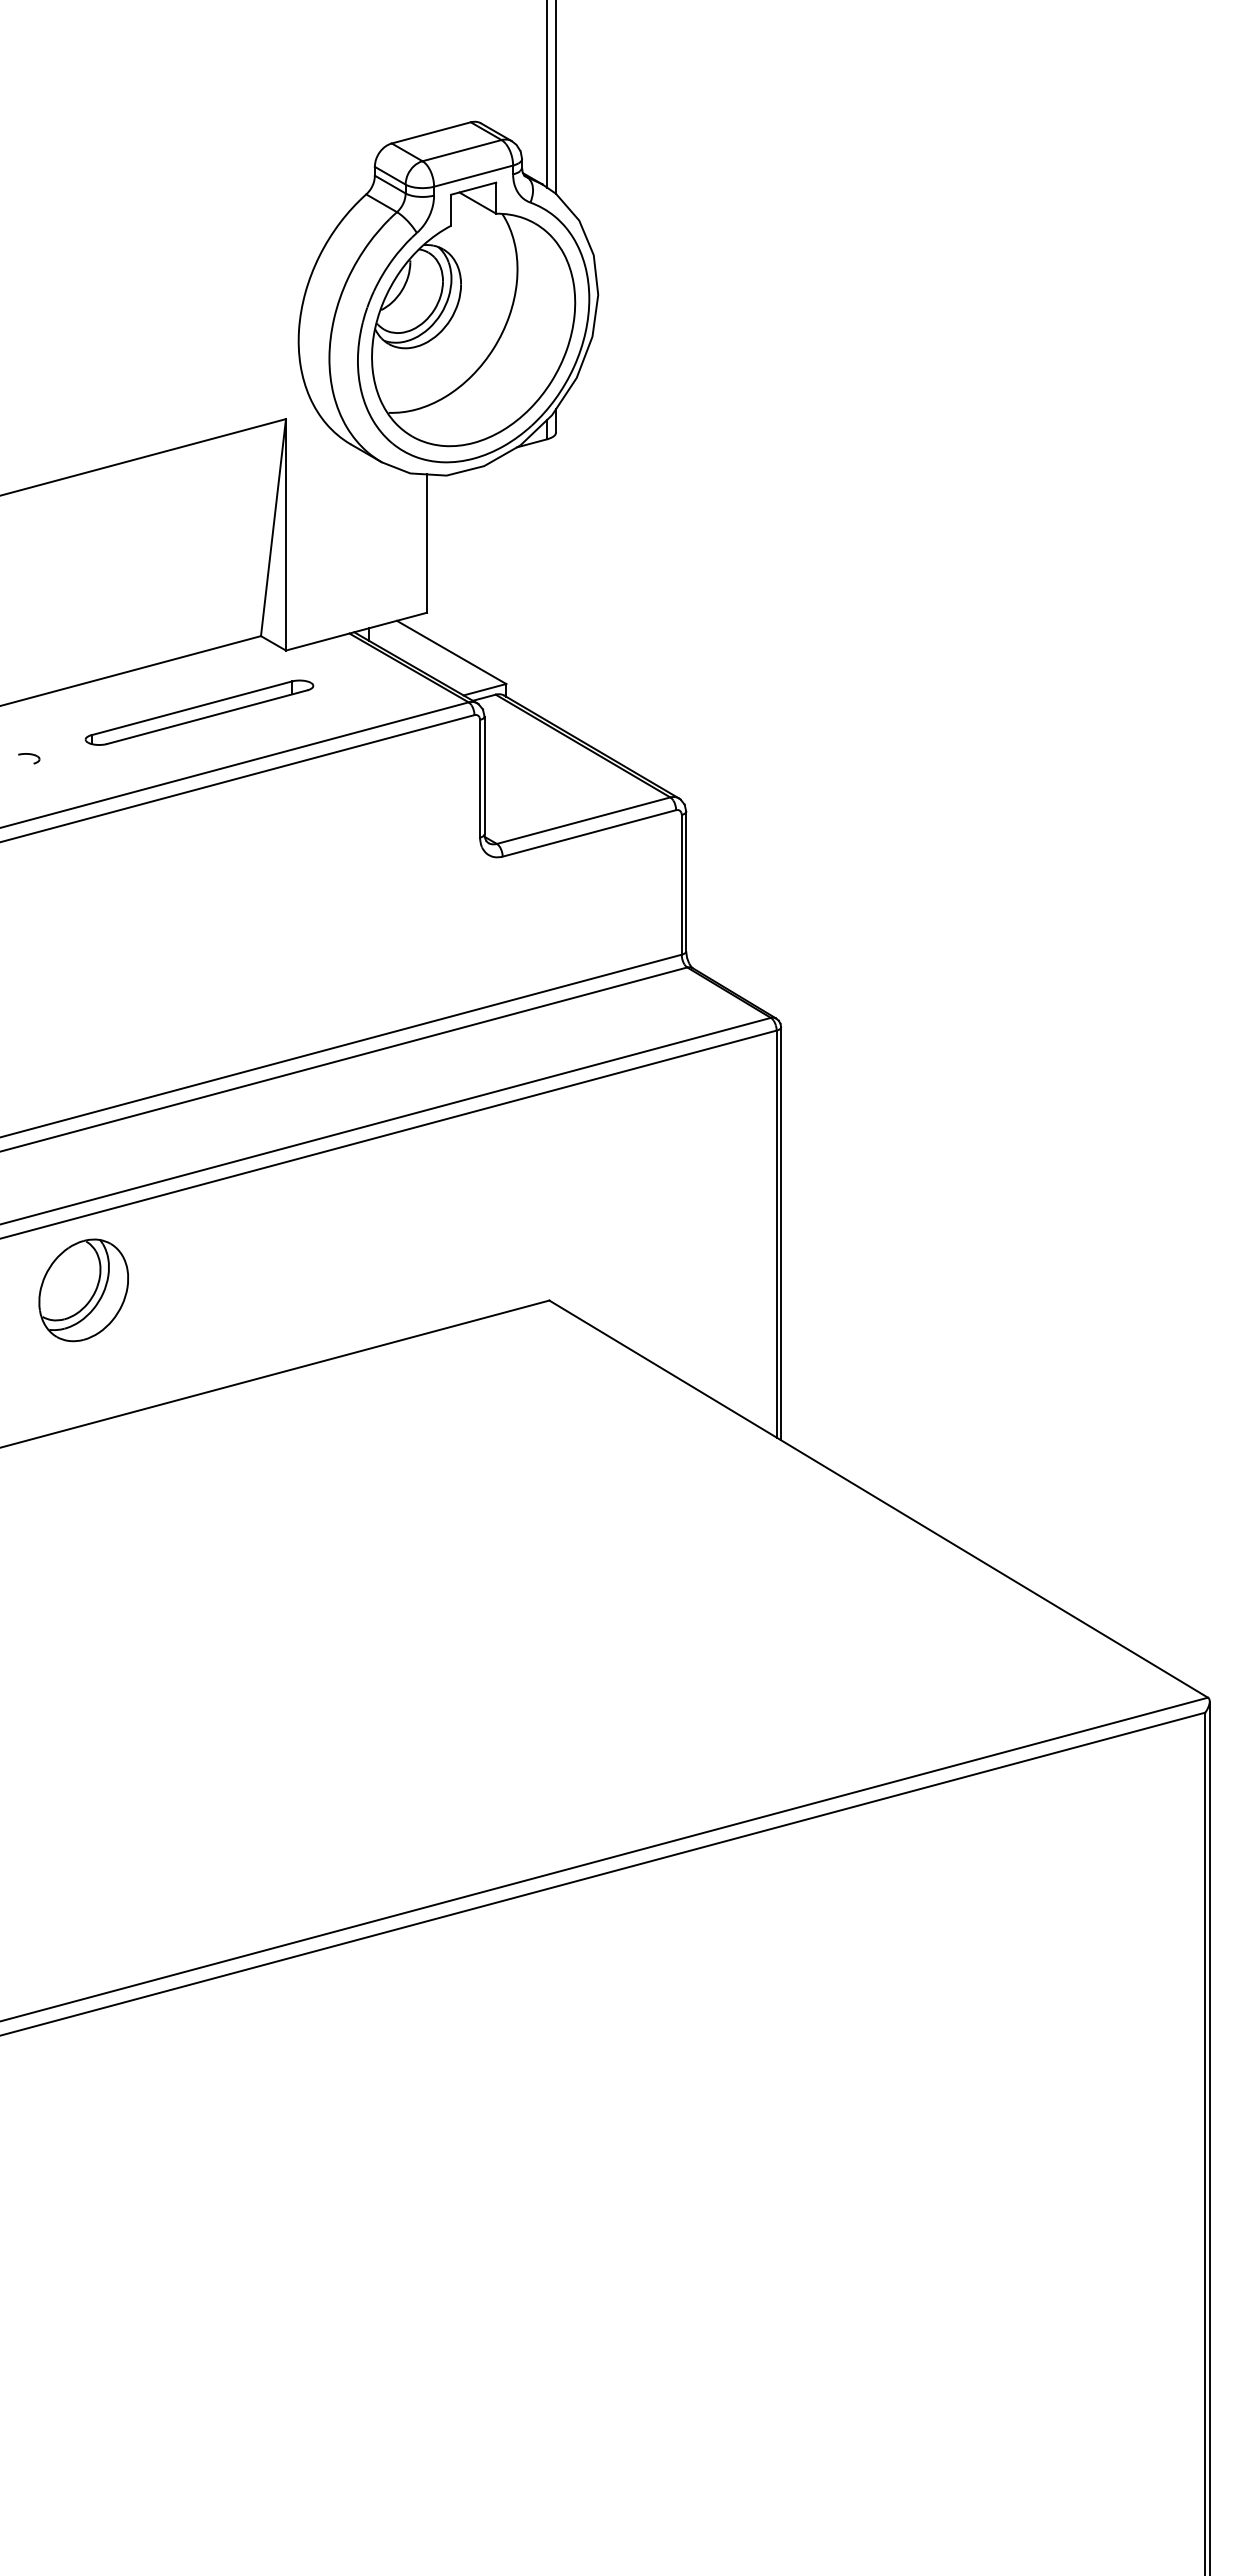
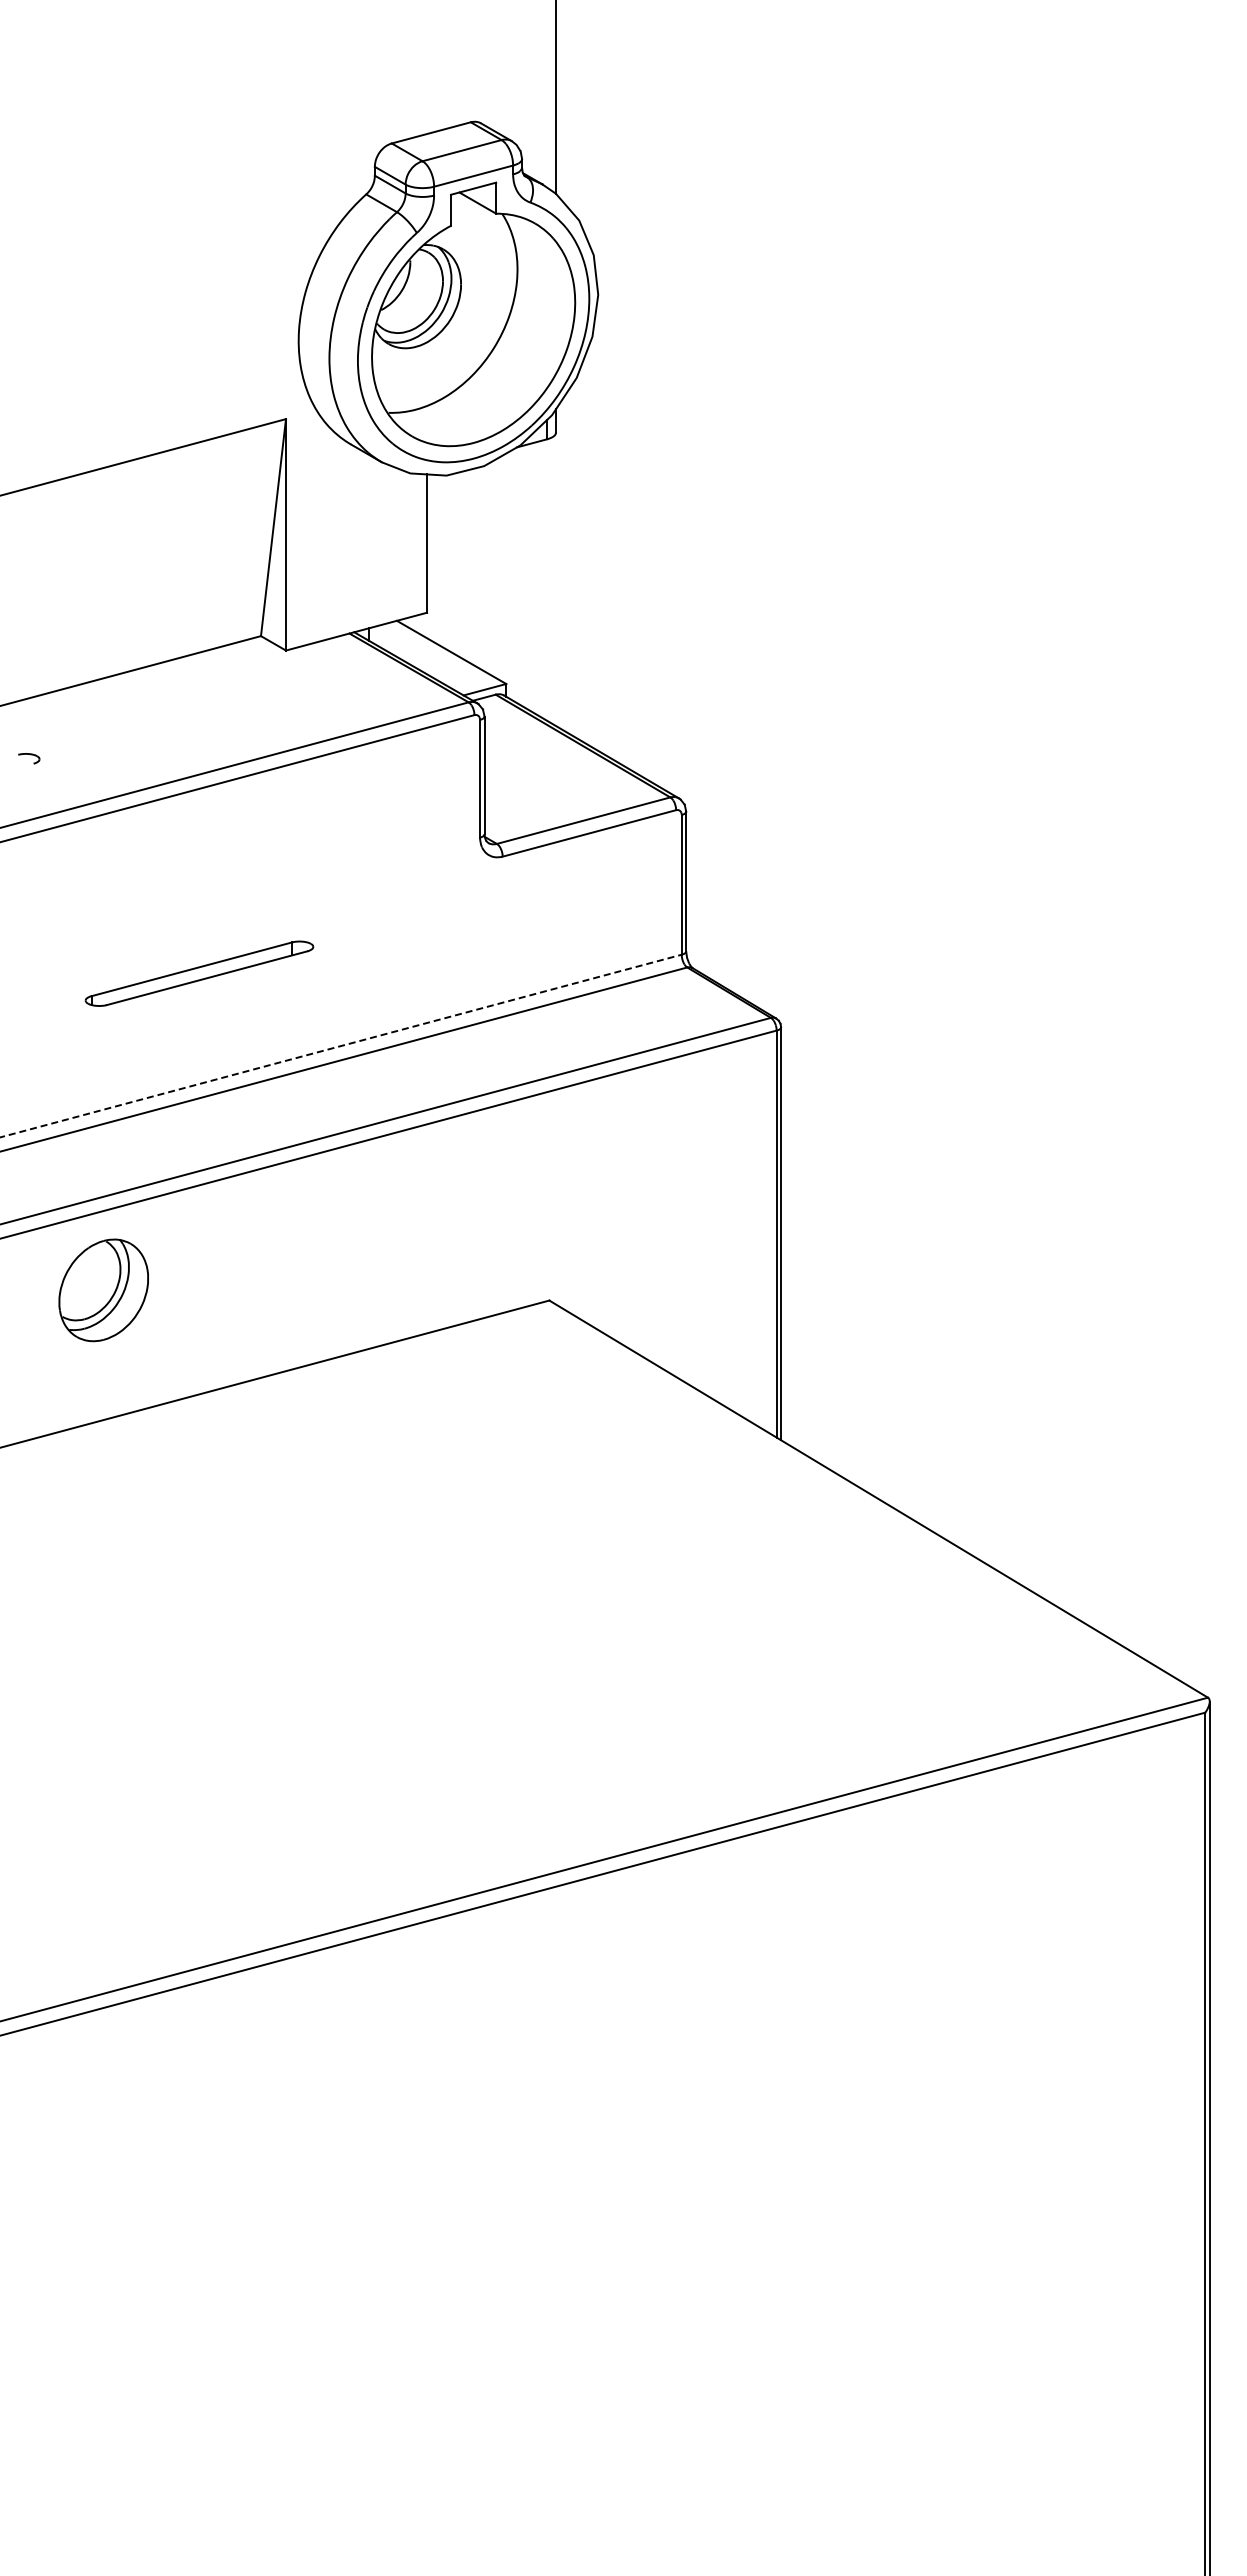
line: present -> none (547, 94)
part position: (199, 712) -> (199, 973) (199, 973)
line: solid -> dashed (341, 1045)
part position: (83, 1290) -> (103, 1290) (103, 1290)
